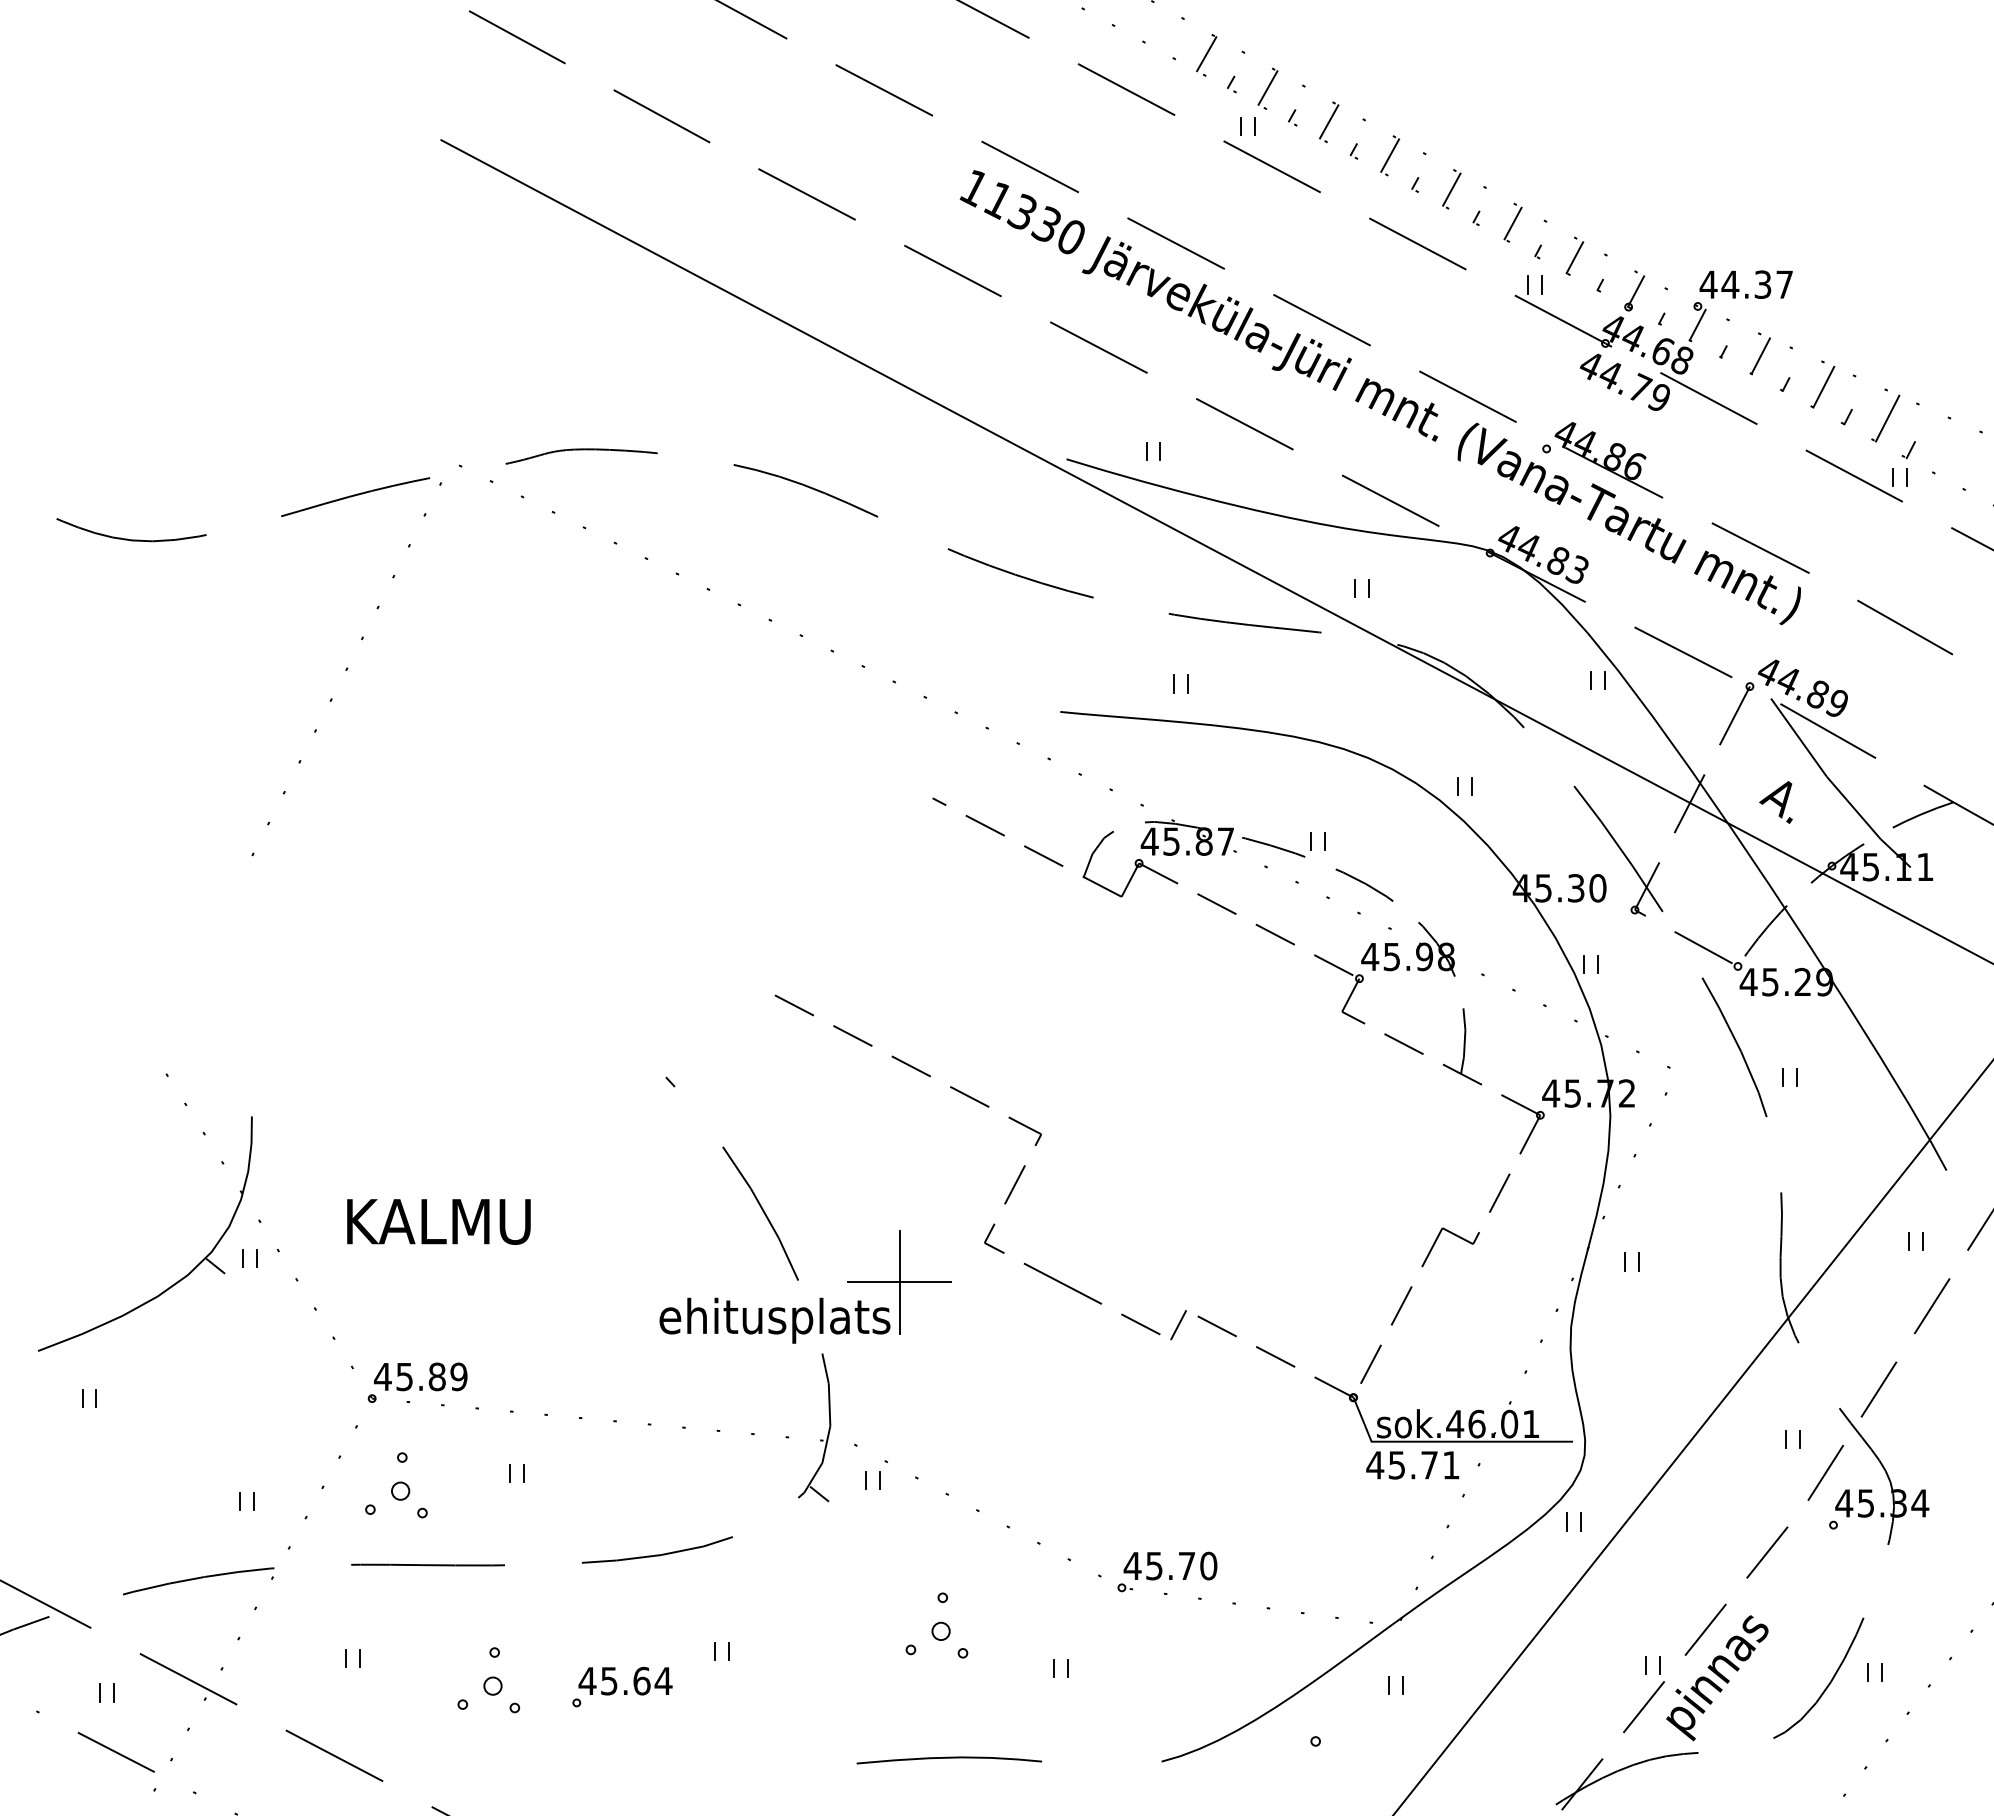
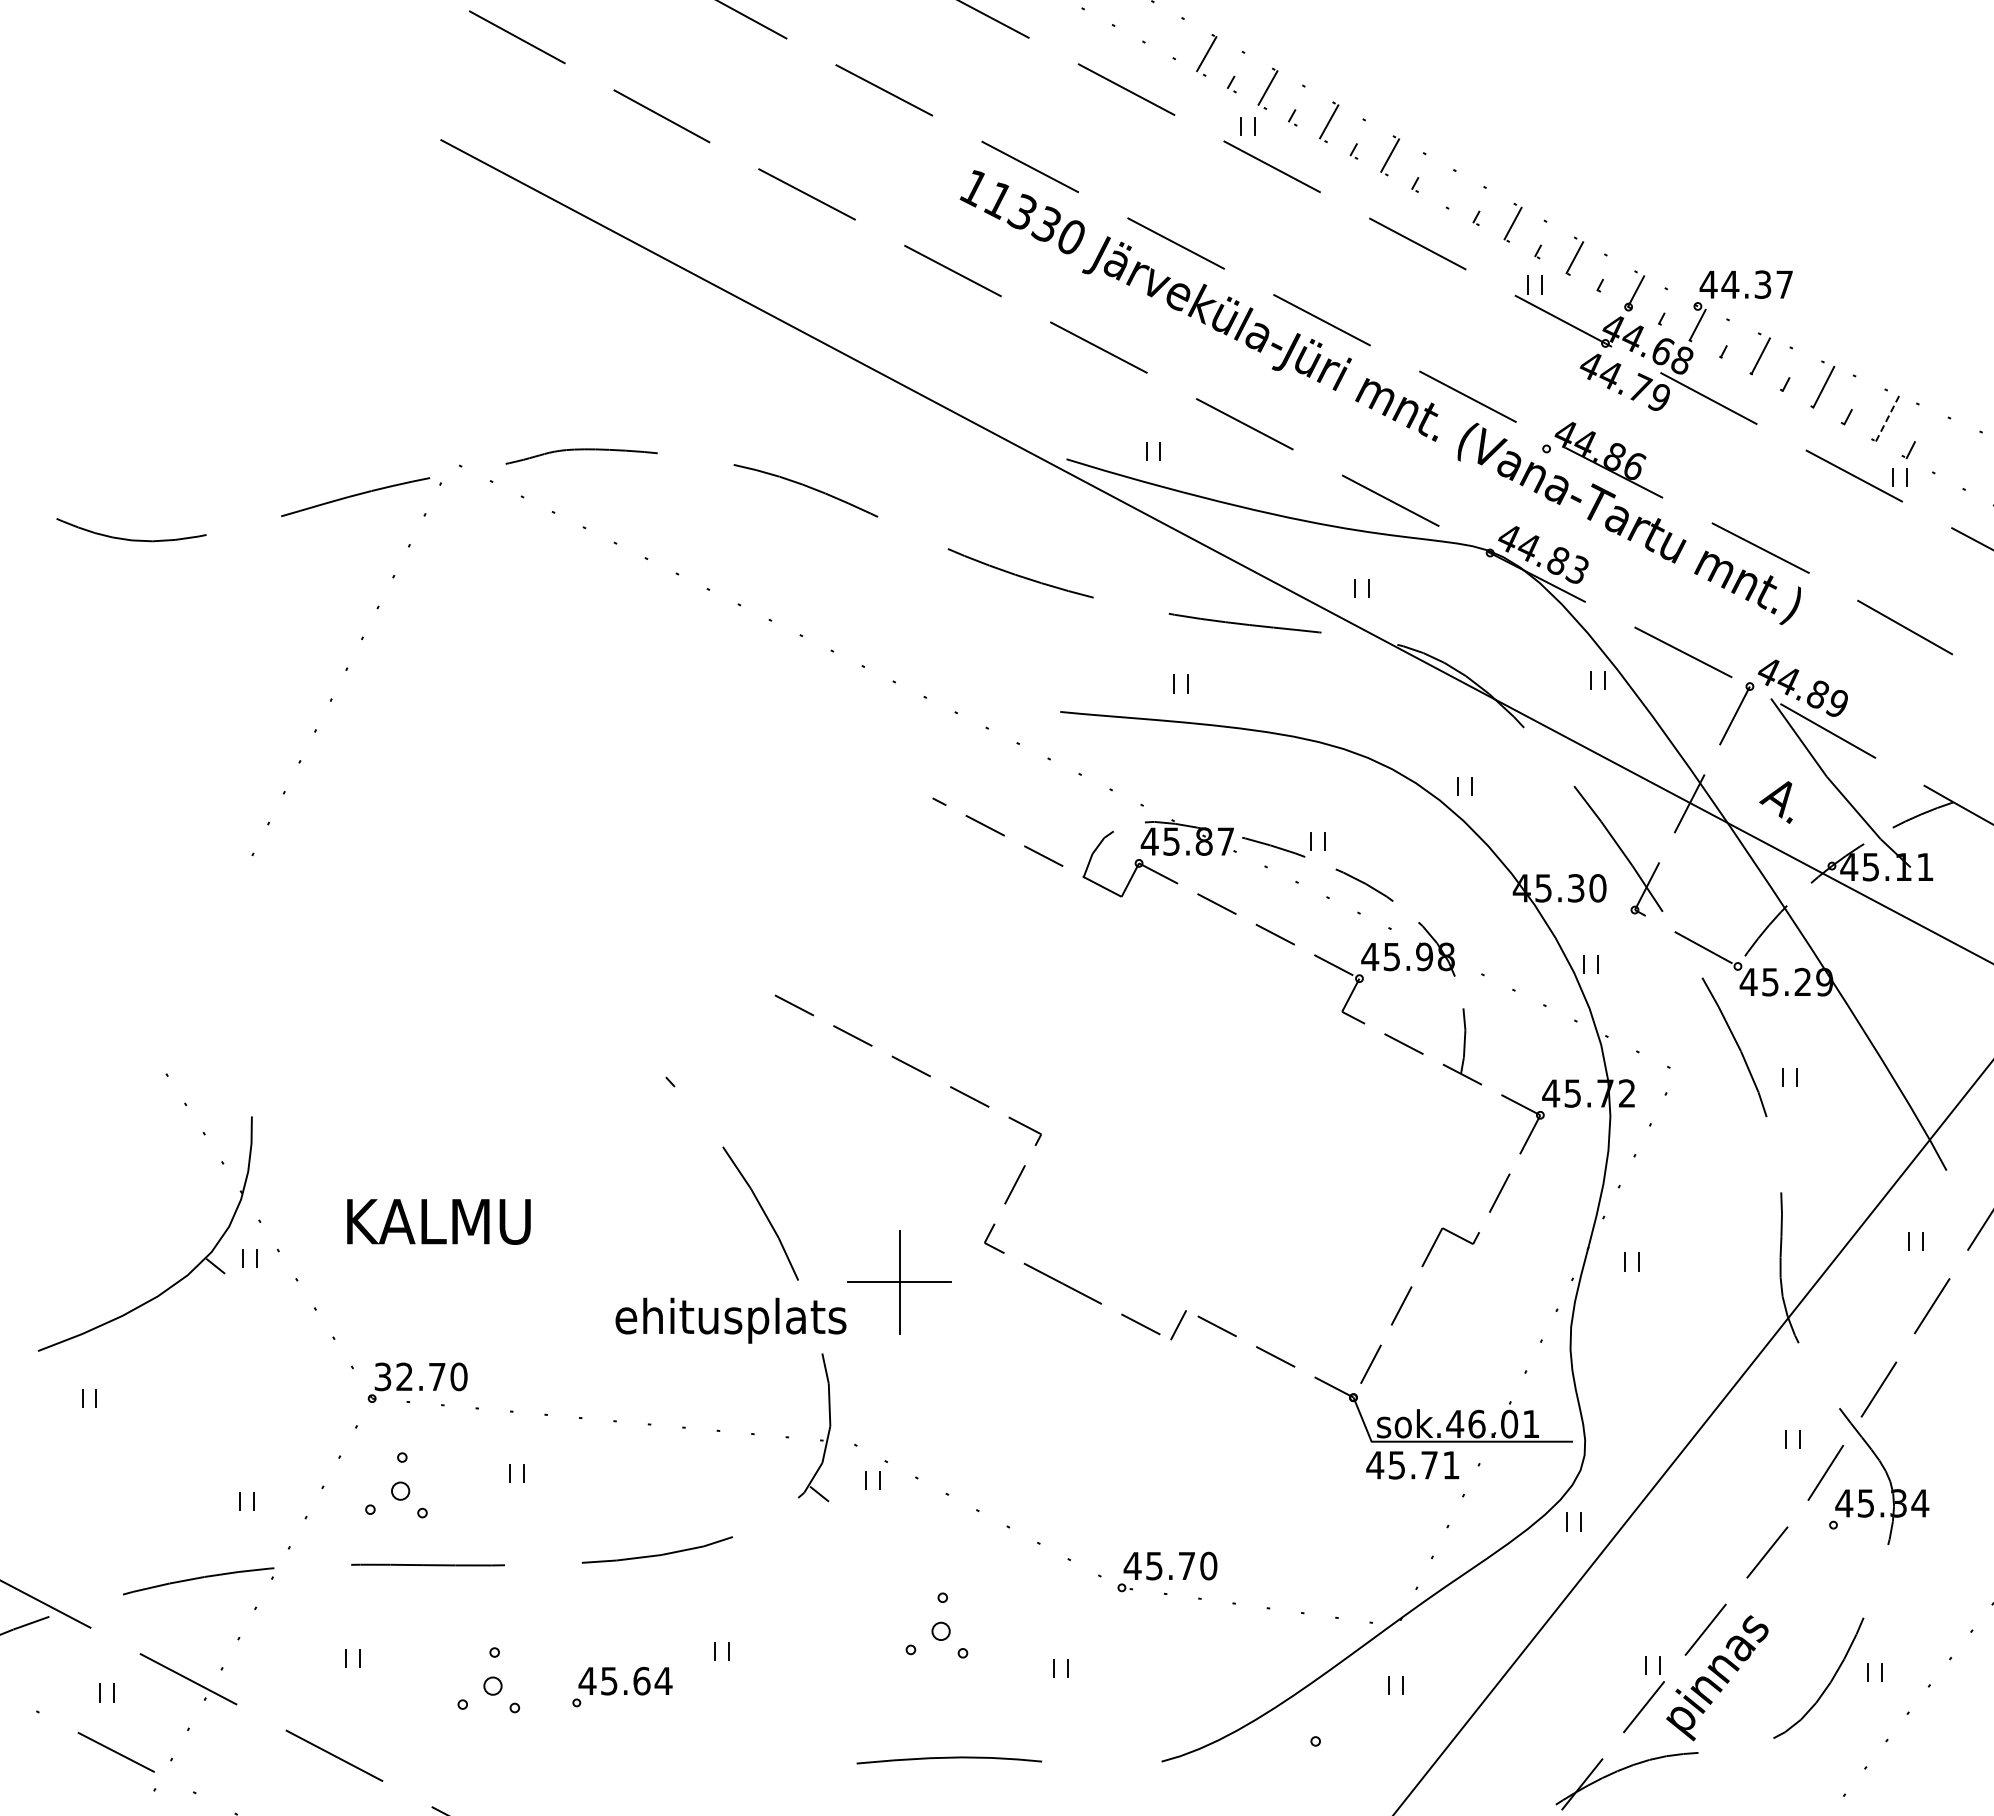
line: present -> none (1451, 189)
line: solid -> dashed (1887, 418)
text position: (774, 1320) -> (730, 1320) (730, 1320)
text: 45.89 -> 32.70 (420, 1376)
